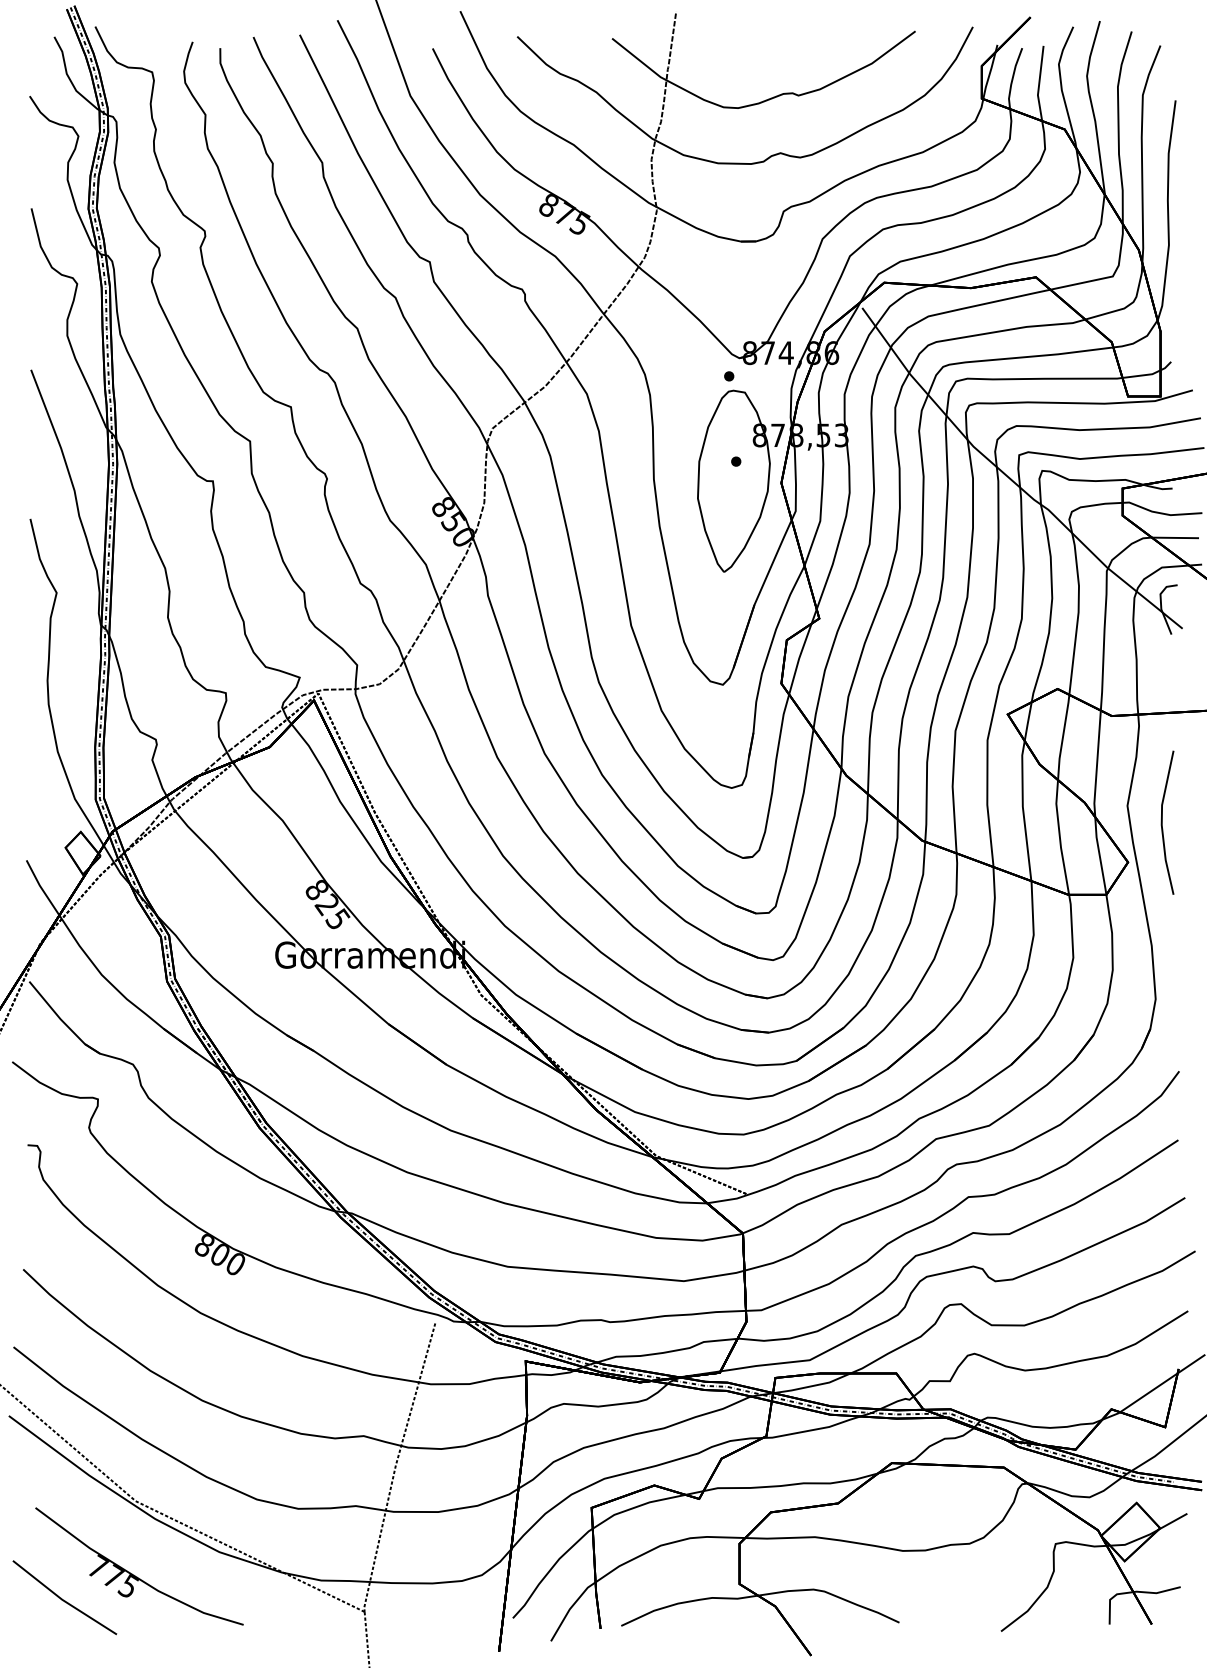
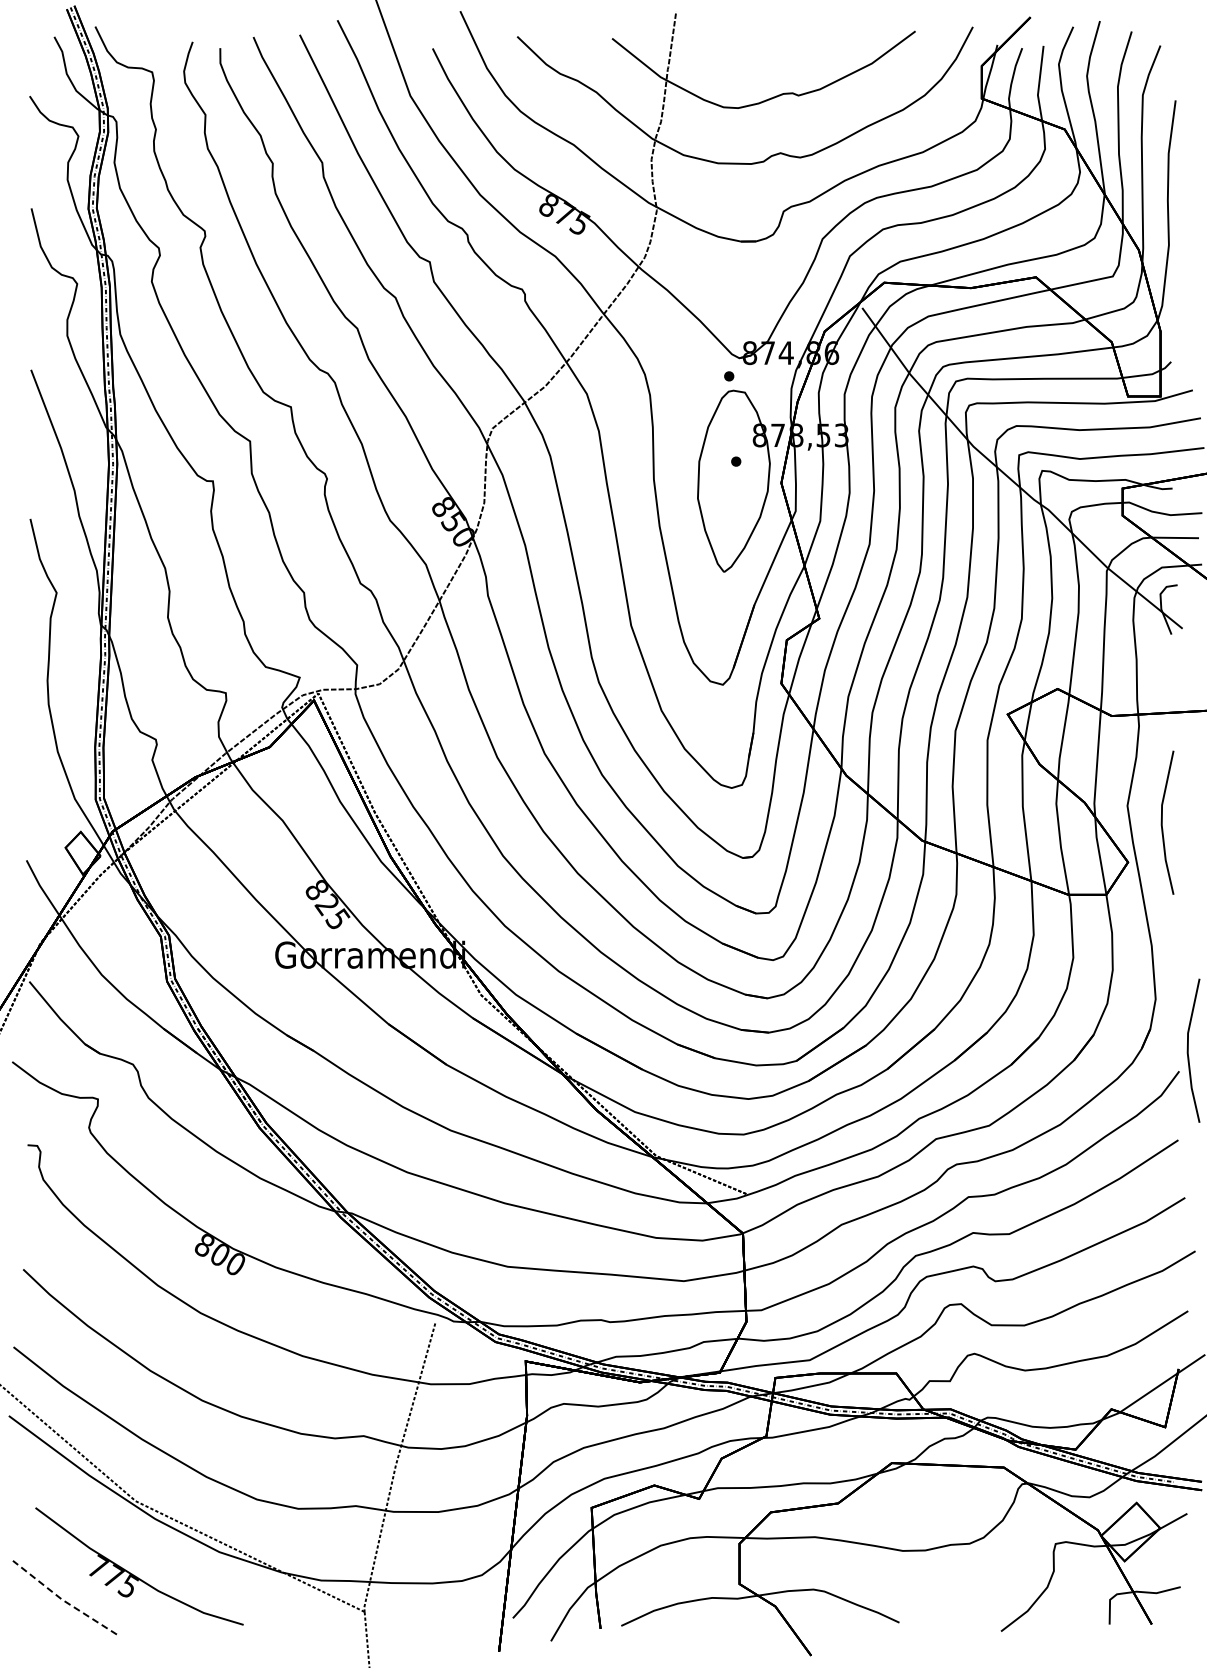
line: none -> present (1188, 1050)
line: solid -> dashed (62, 1599)
